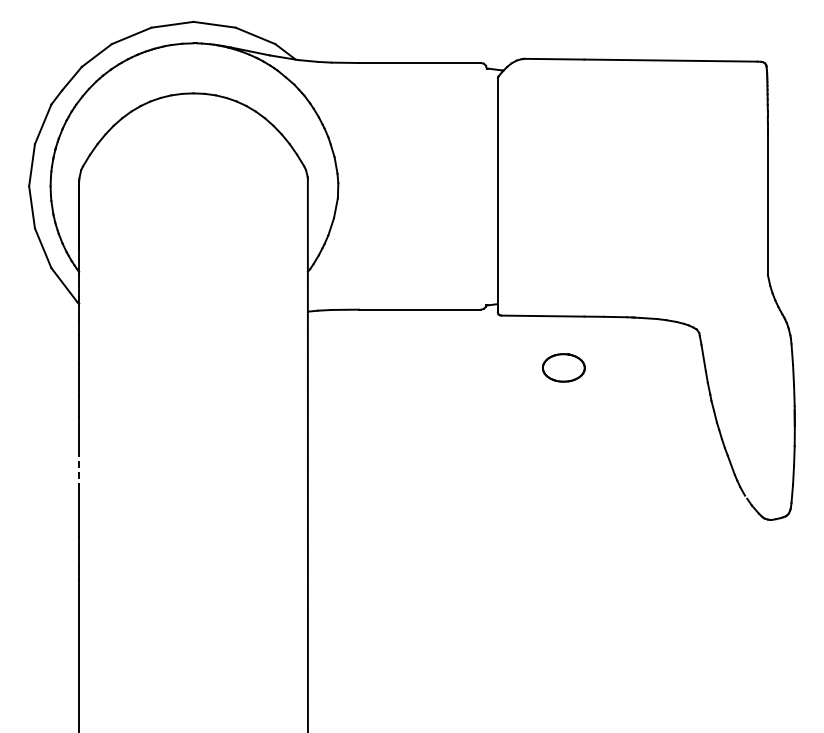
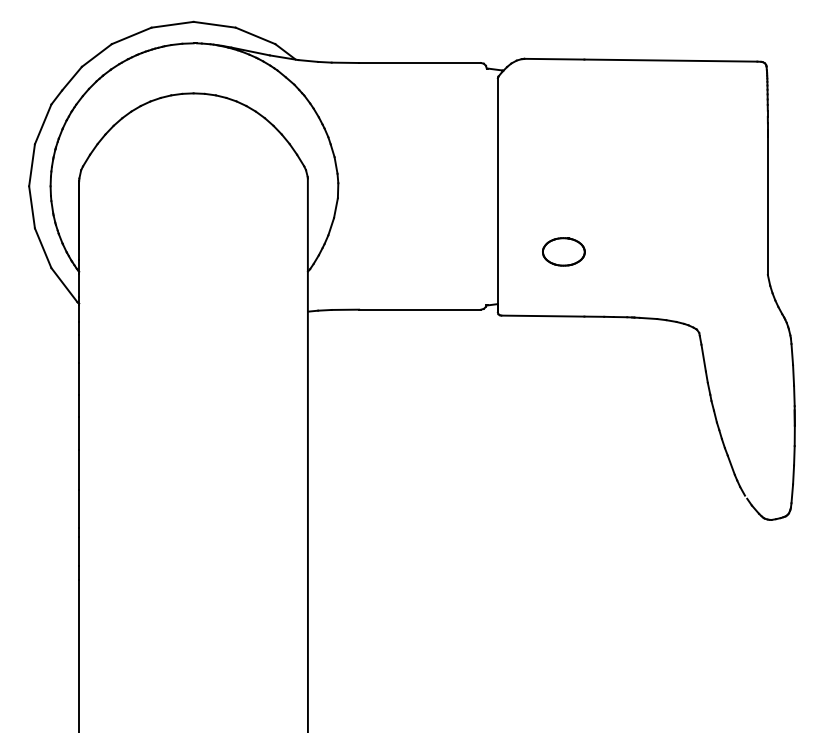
part position: (563, 367) -> (563, 251) (563, 251)
line: dashed -> solid (79, 469)
